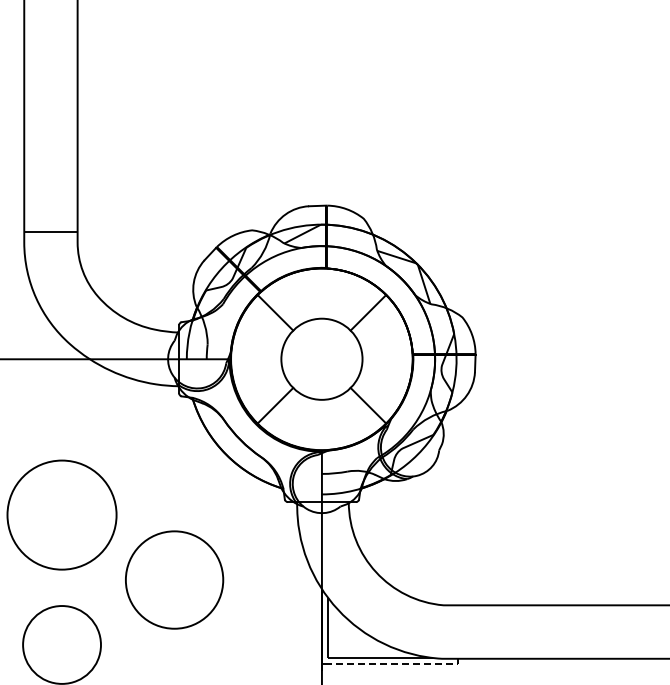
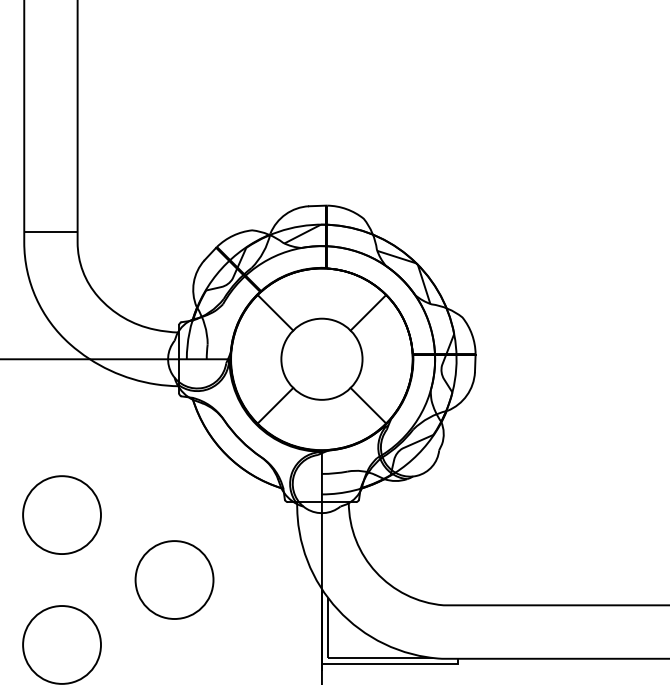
circle diameter: 109 px -> 78 px (62, 515)
circle size: 100x100 px -> 81x80 px (174, 579)
line: dashed -> solid (394, 664)
